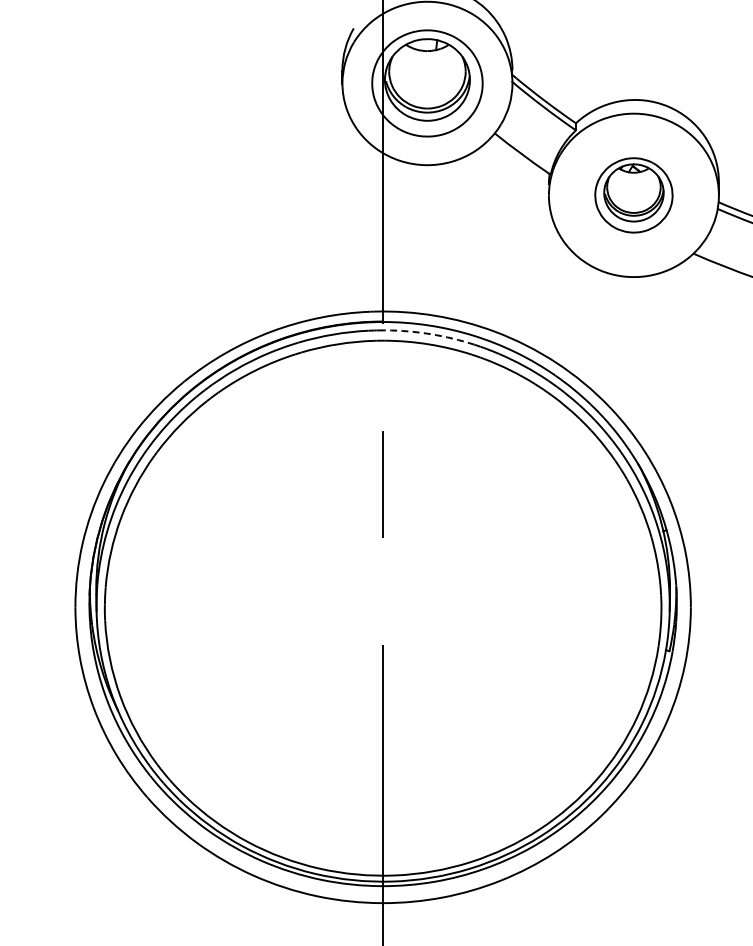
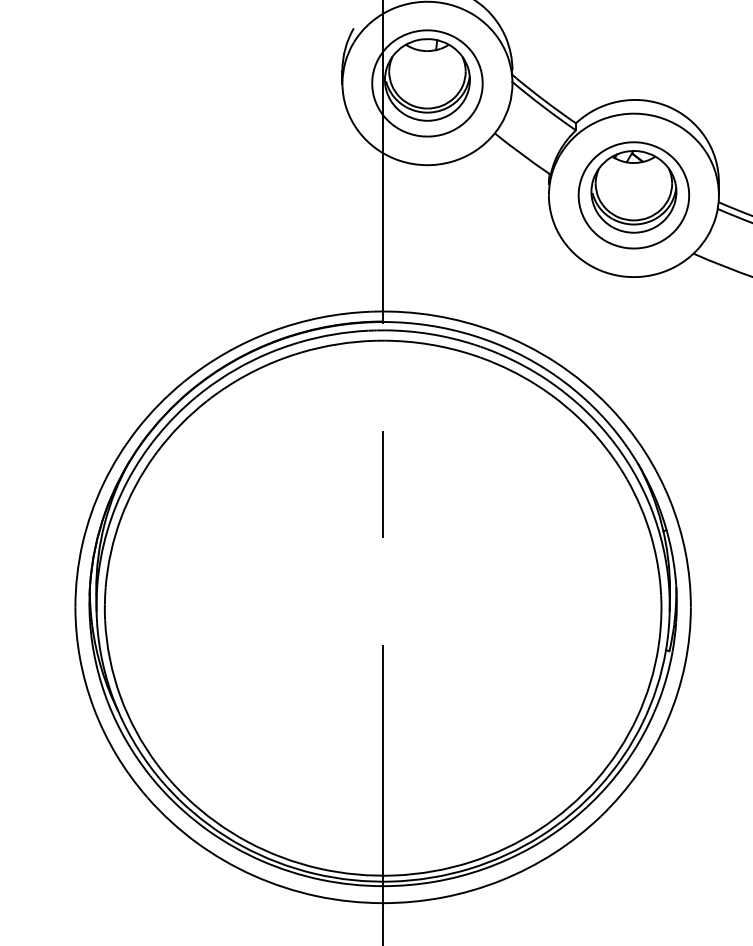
part size: 80x77 px -> 114x109 px (633, 195)
arc: dashed -> solid (430, 334)
